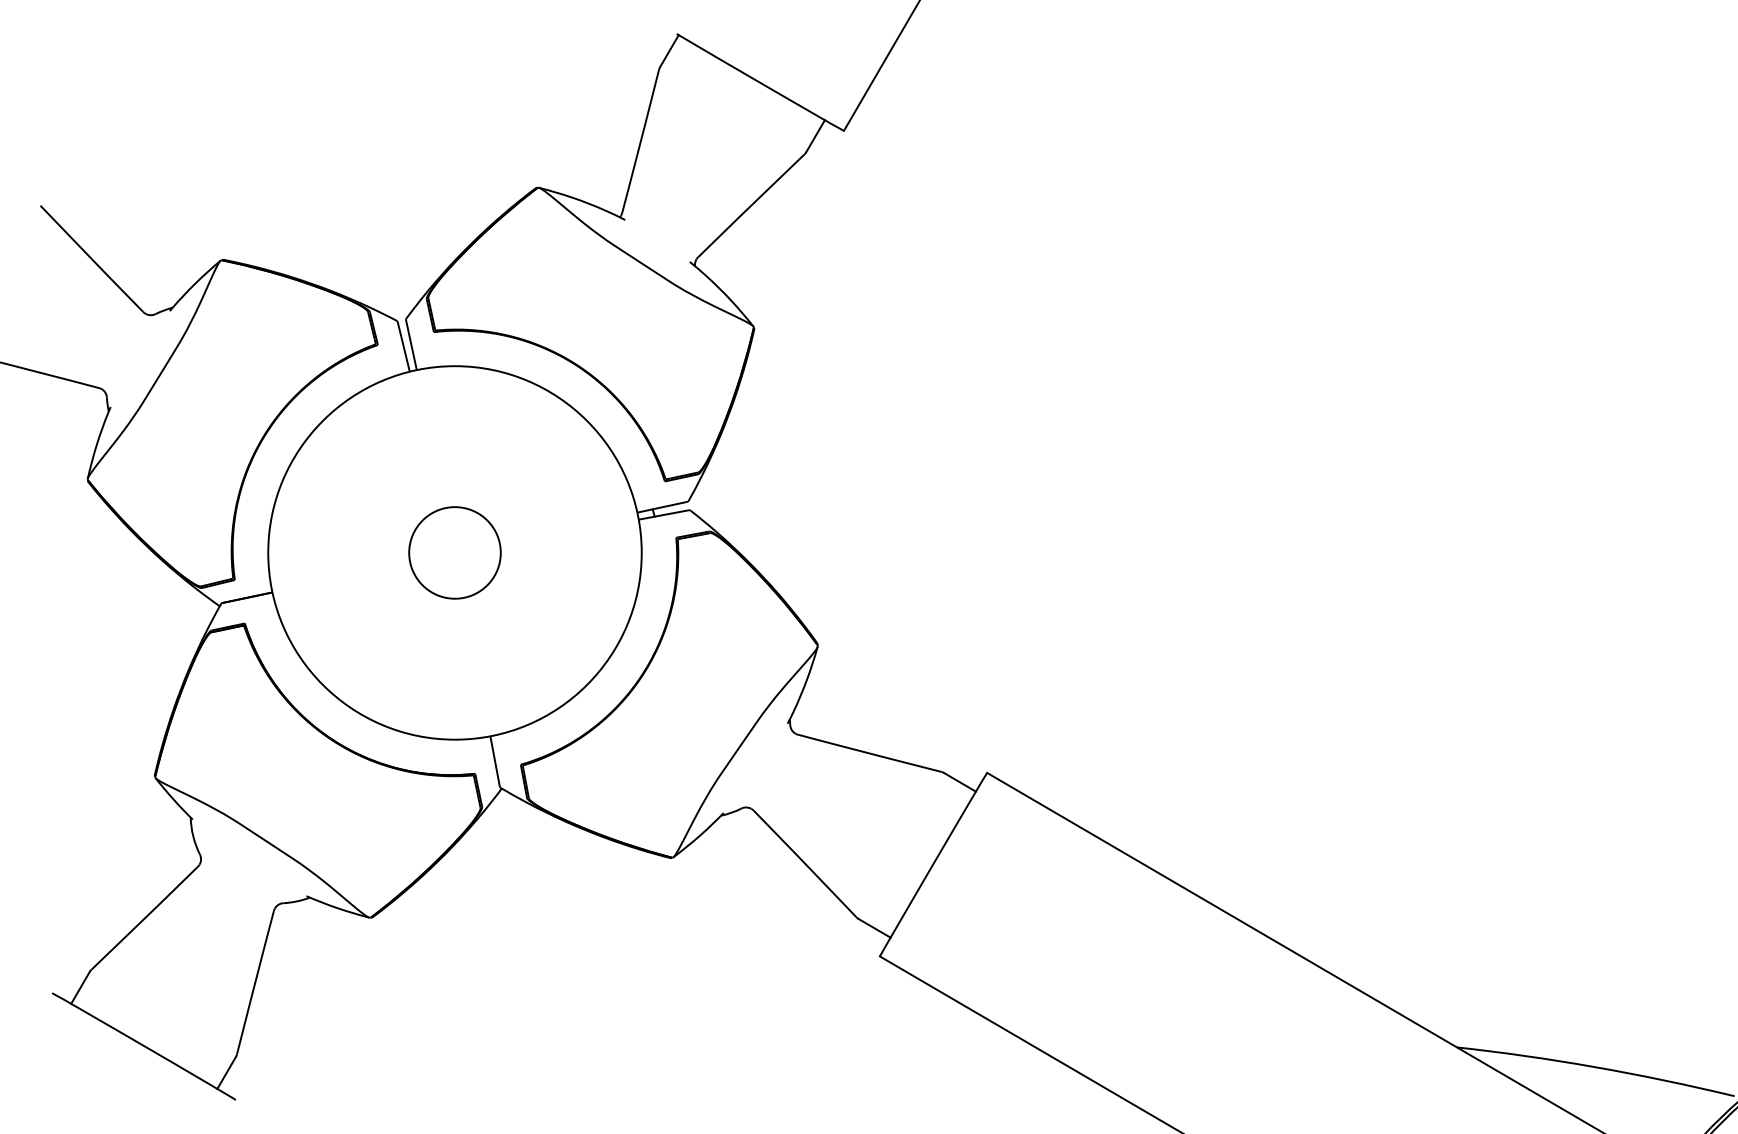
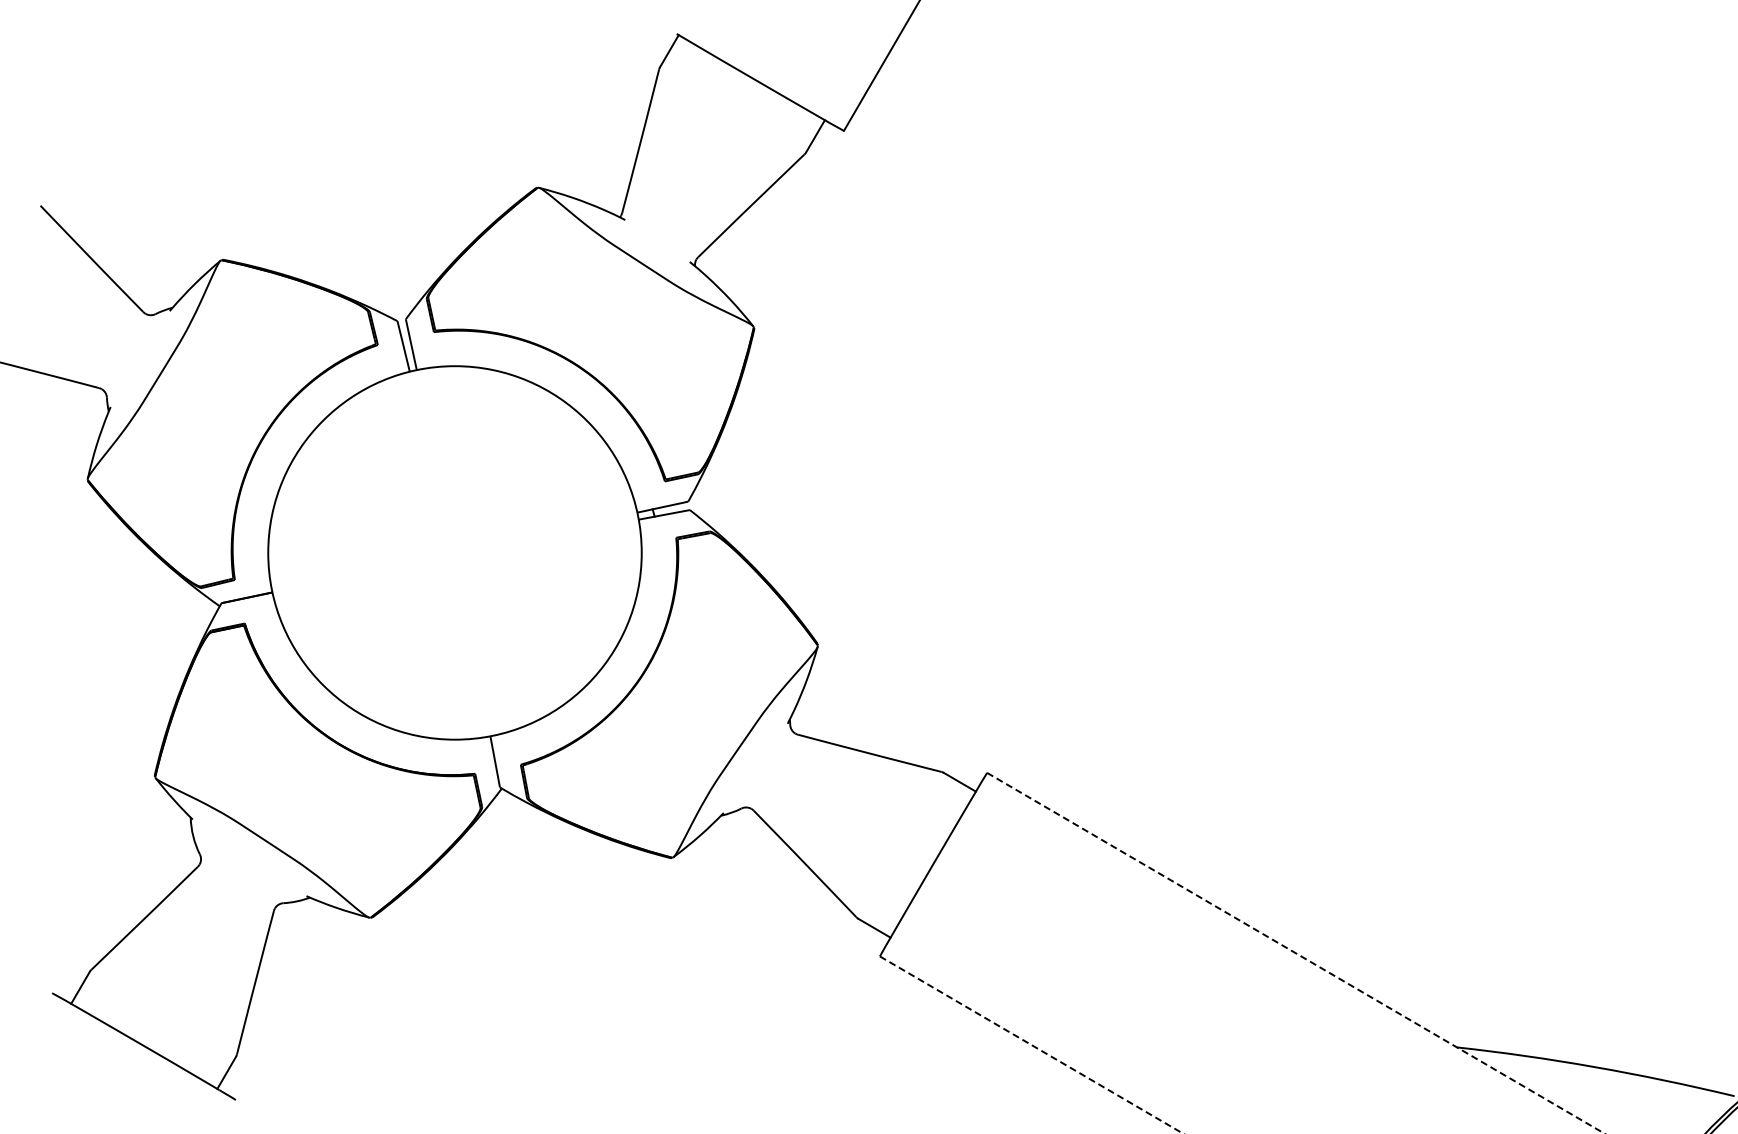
circle: present -> none (454, 552)
line: solid -> dashed (1296, 953)
line: solid -> dashed (1031, 1045)
